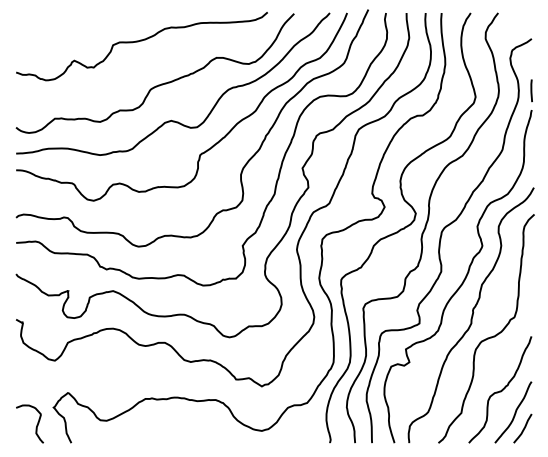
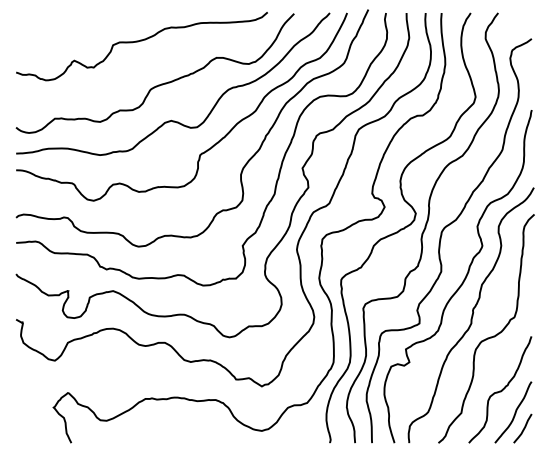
line: present -> none (531, 90)
curve: present -> none (36, 424)
